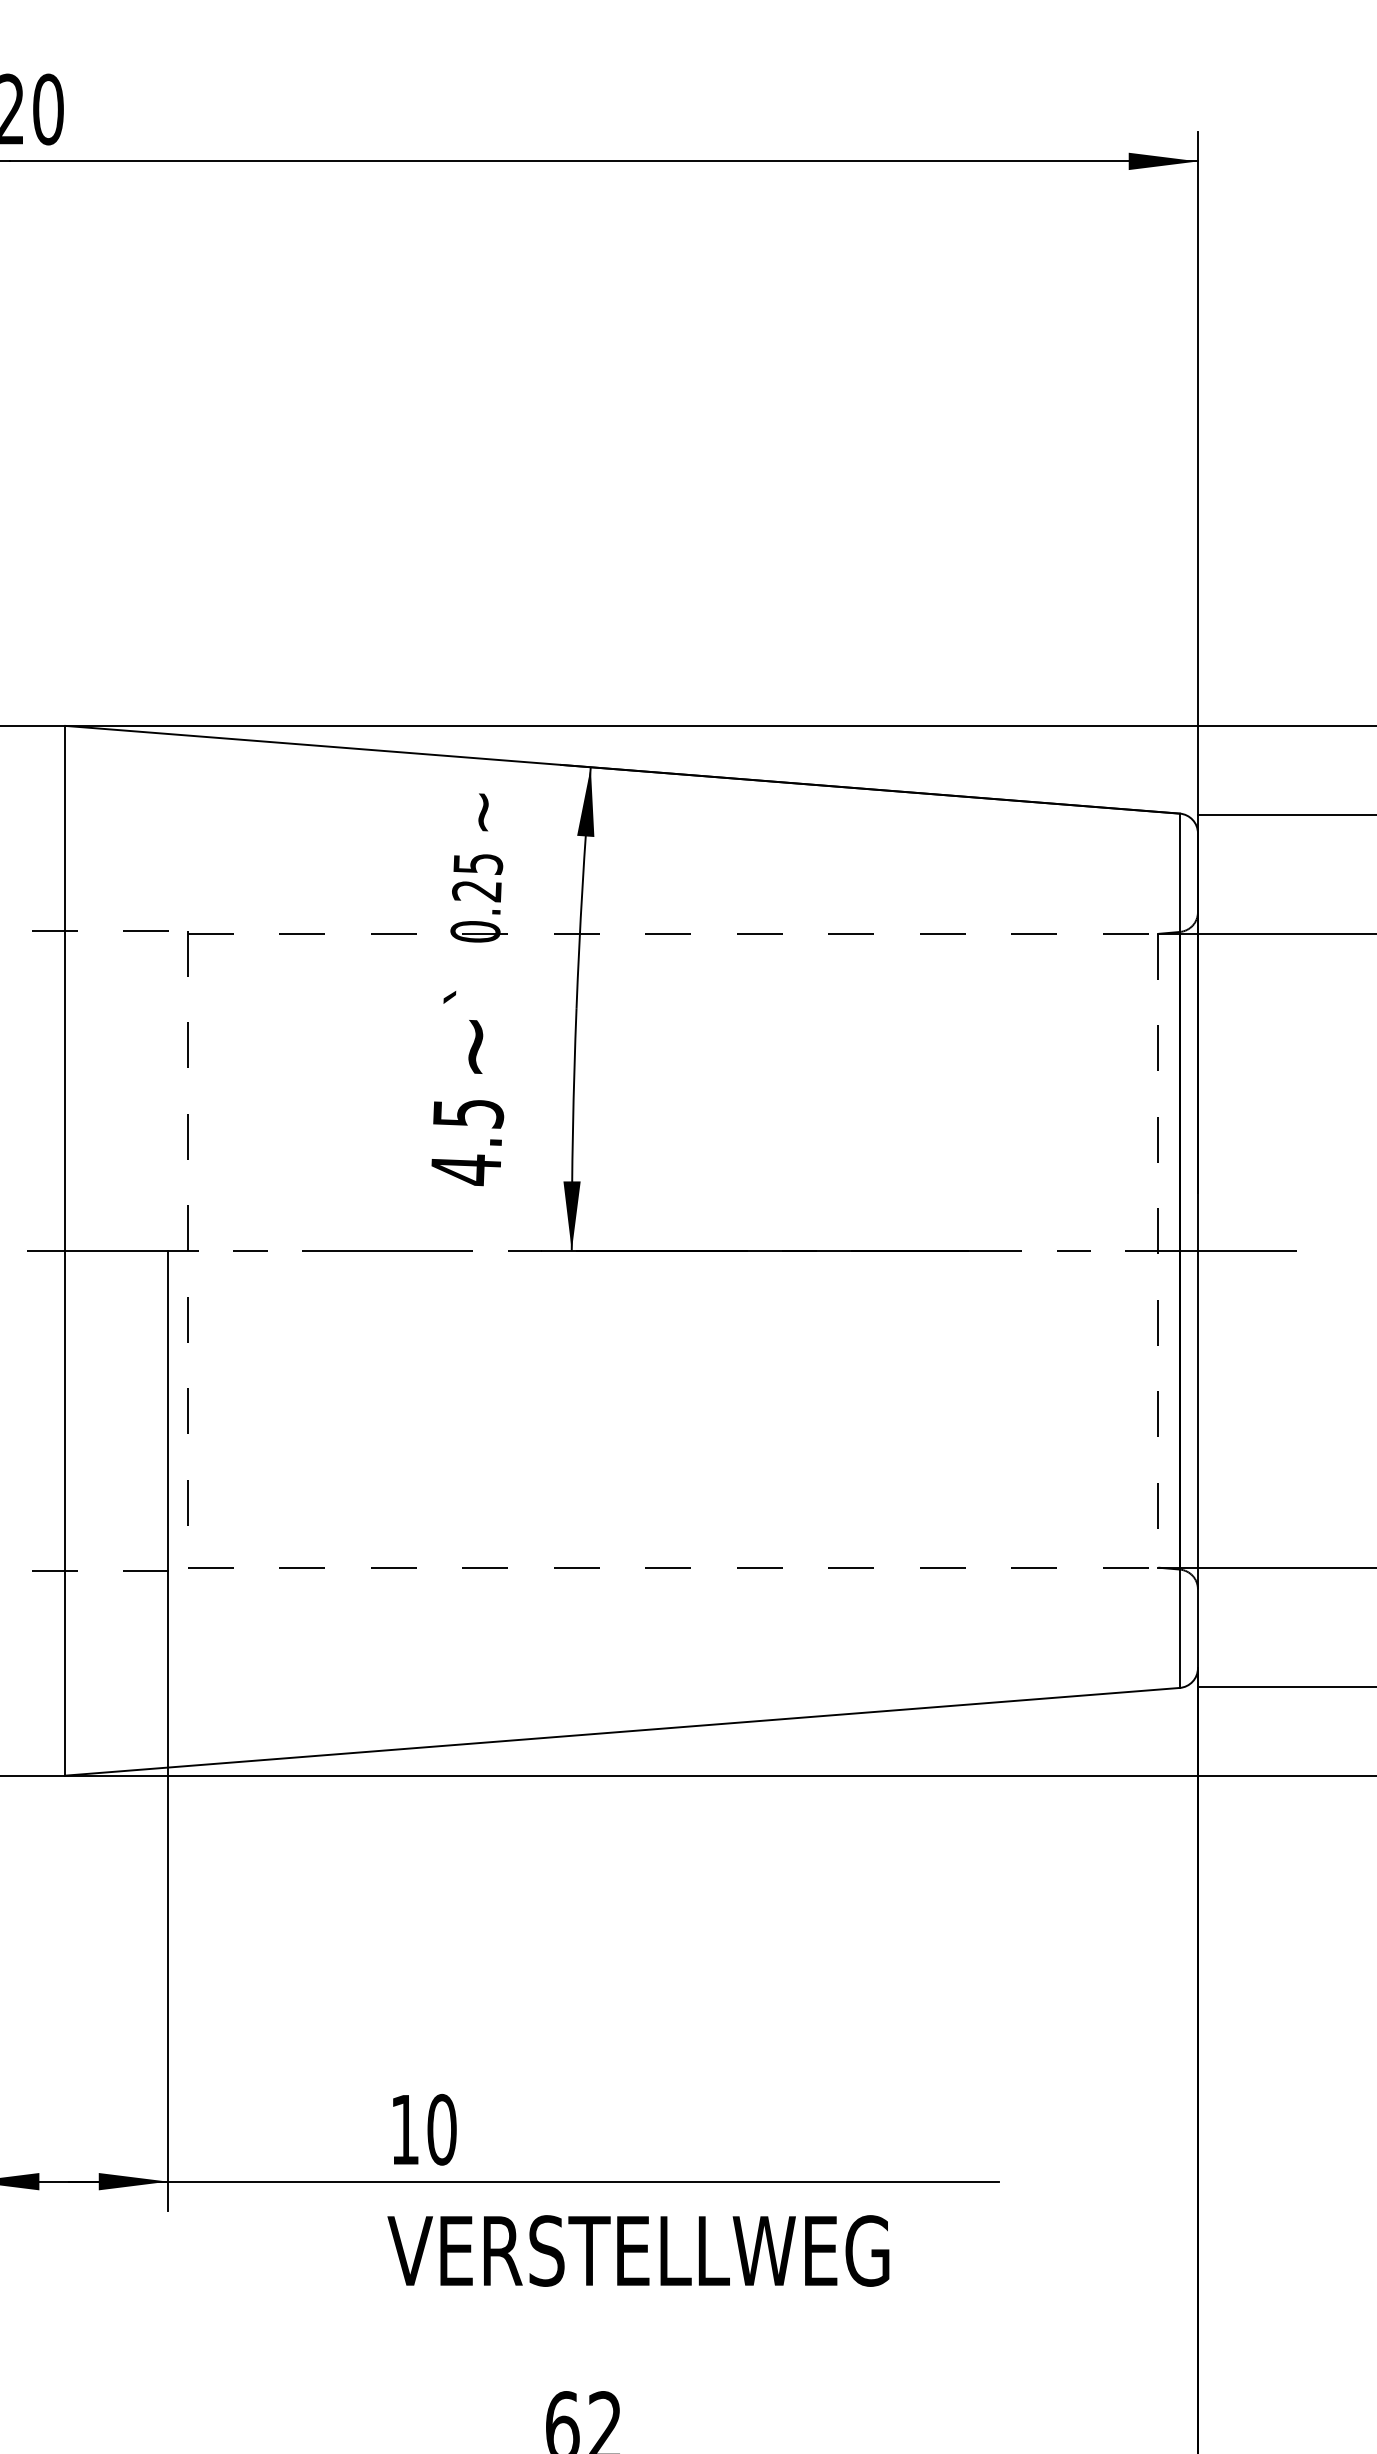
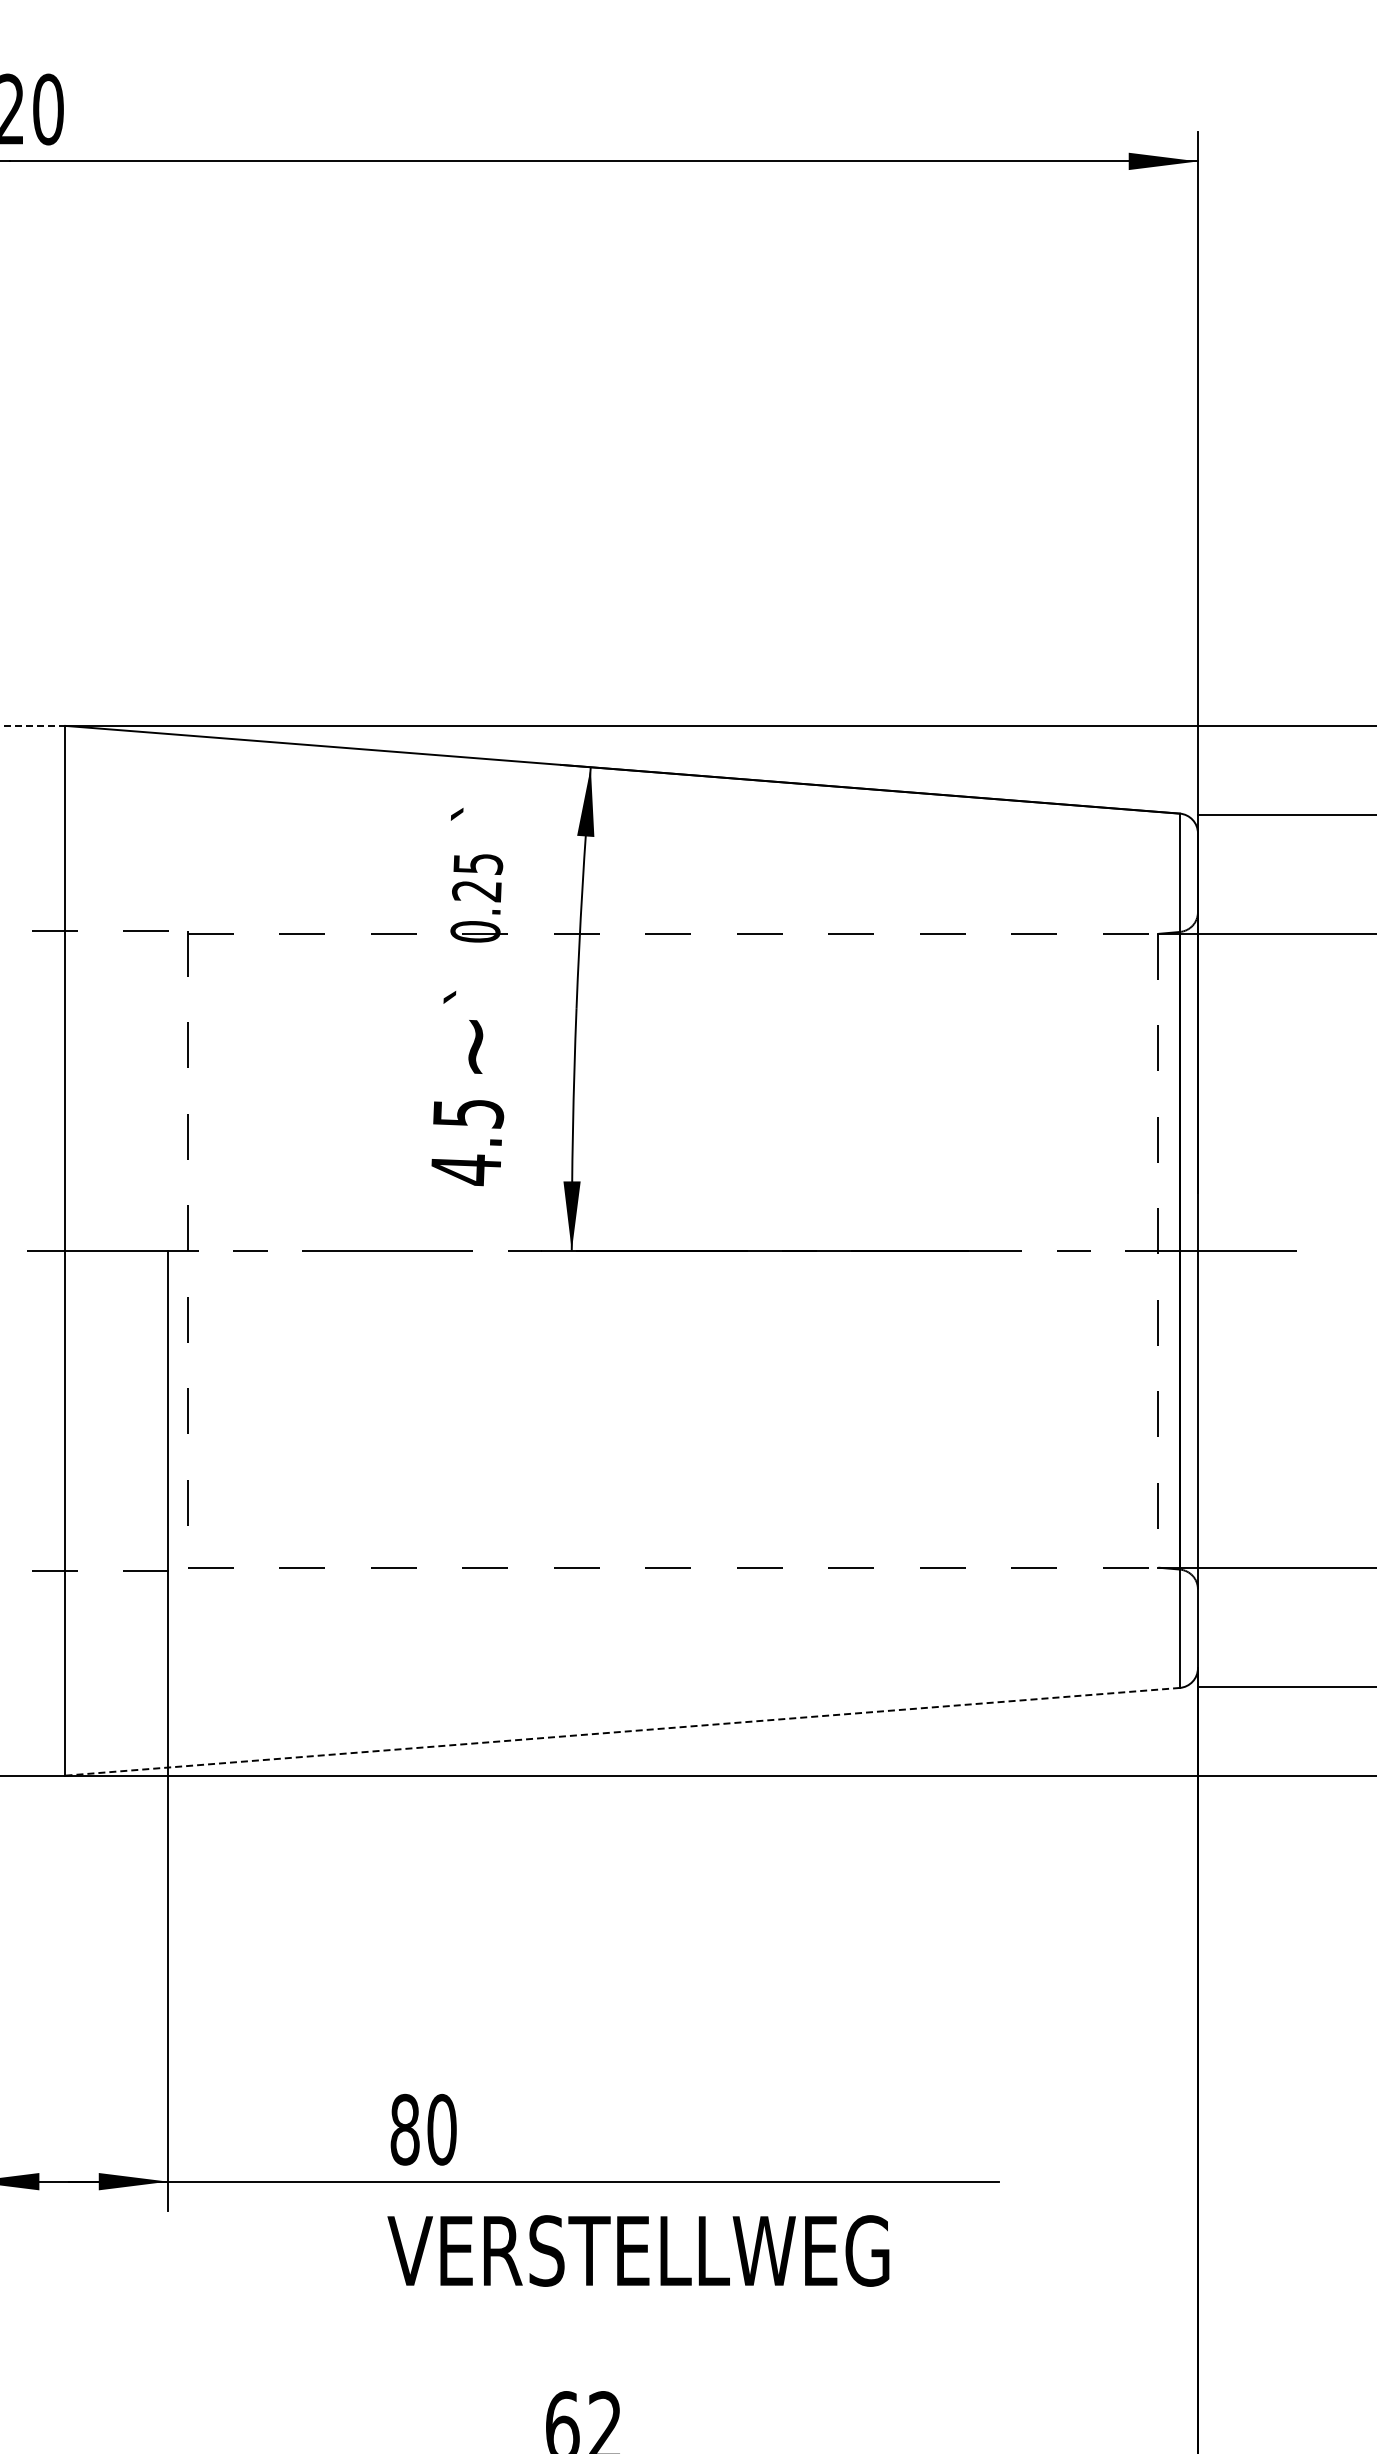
line: solid -> dashed (33, 725)
text: ~ -> ` (469, 812)
line: solid -> dashed (622, 1731)
text: 10 -> 80 (404, 2129)
